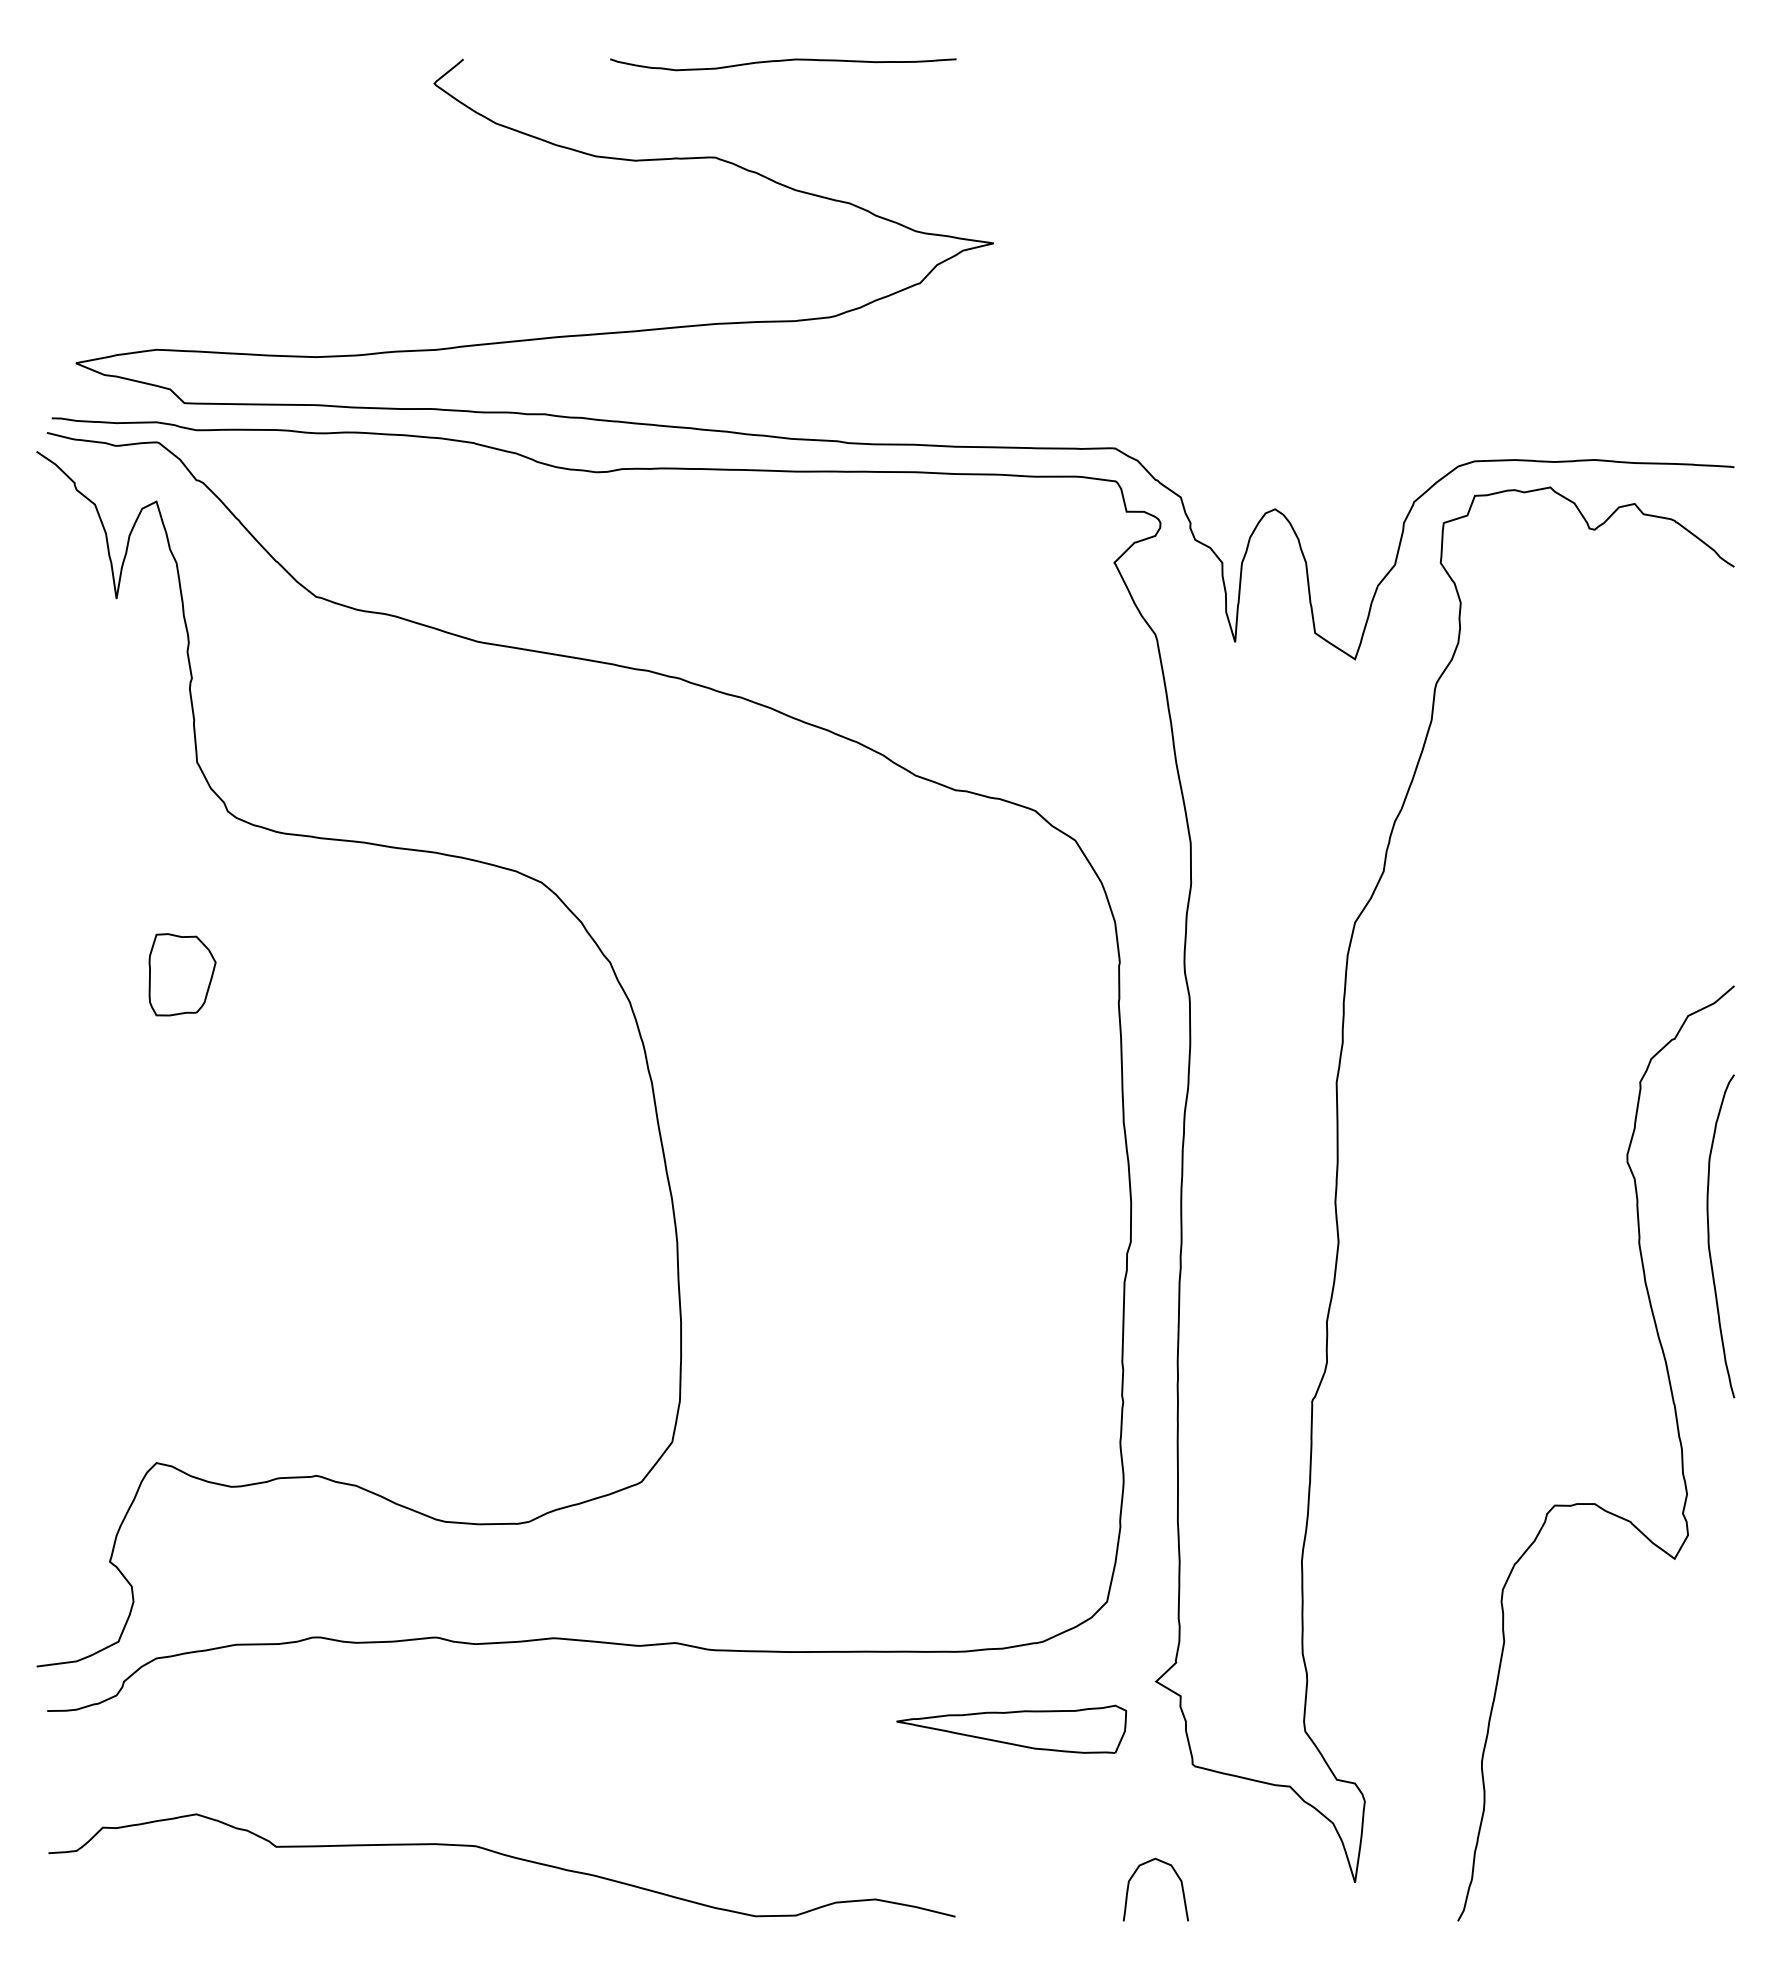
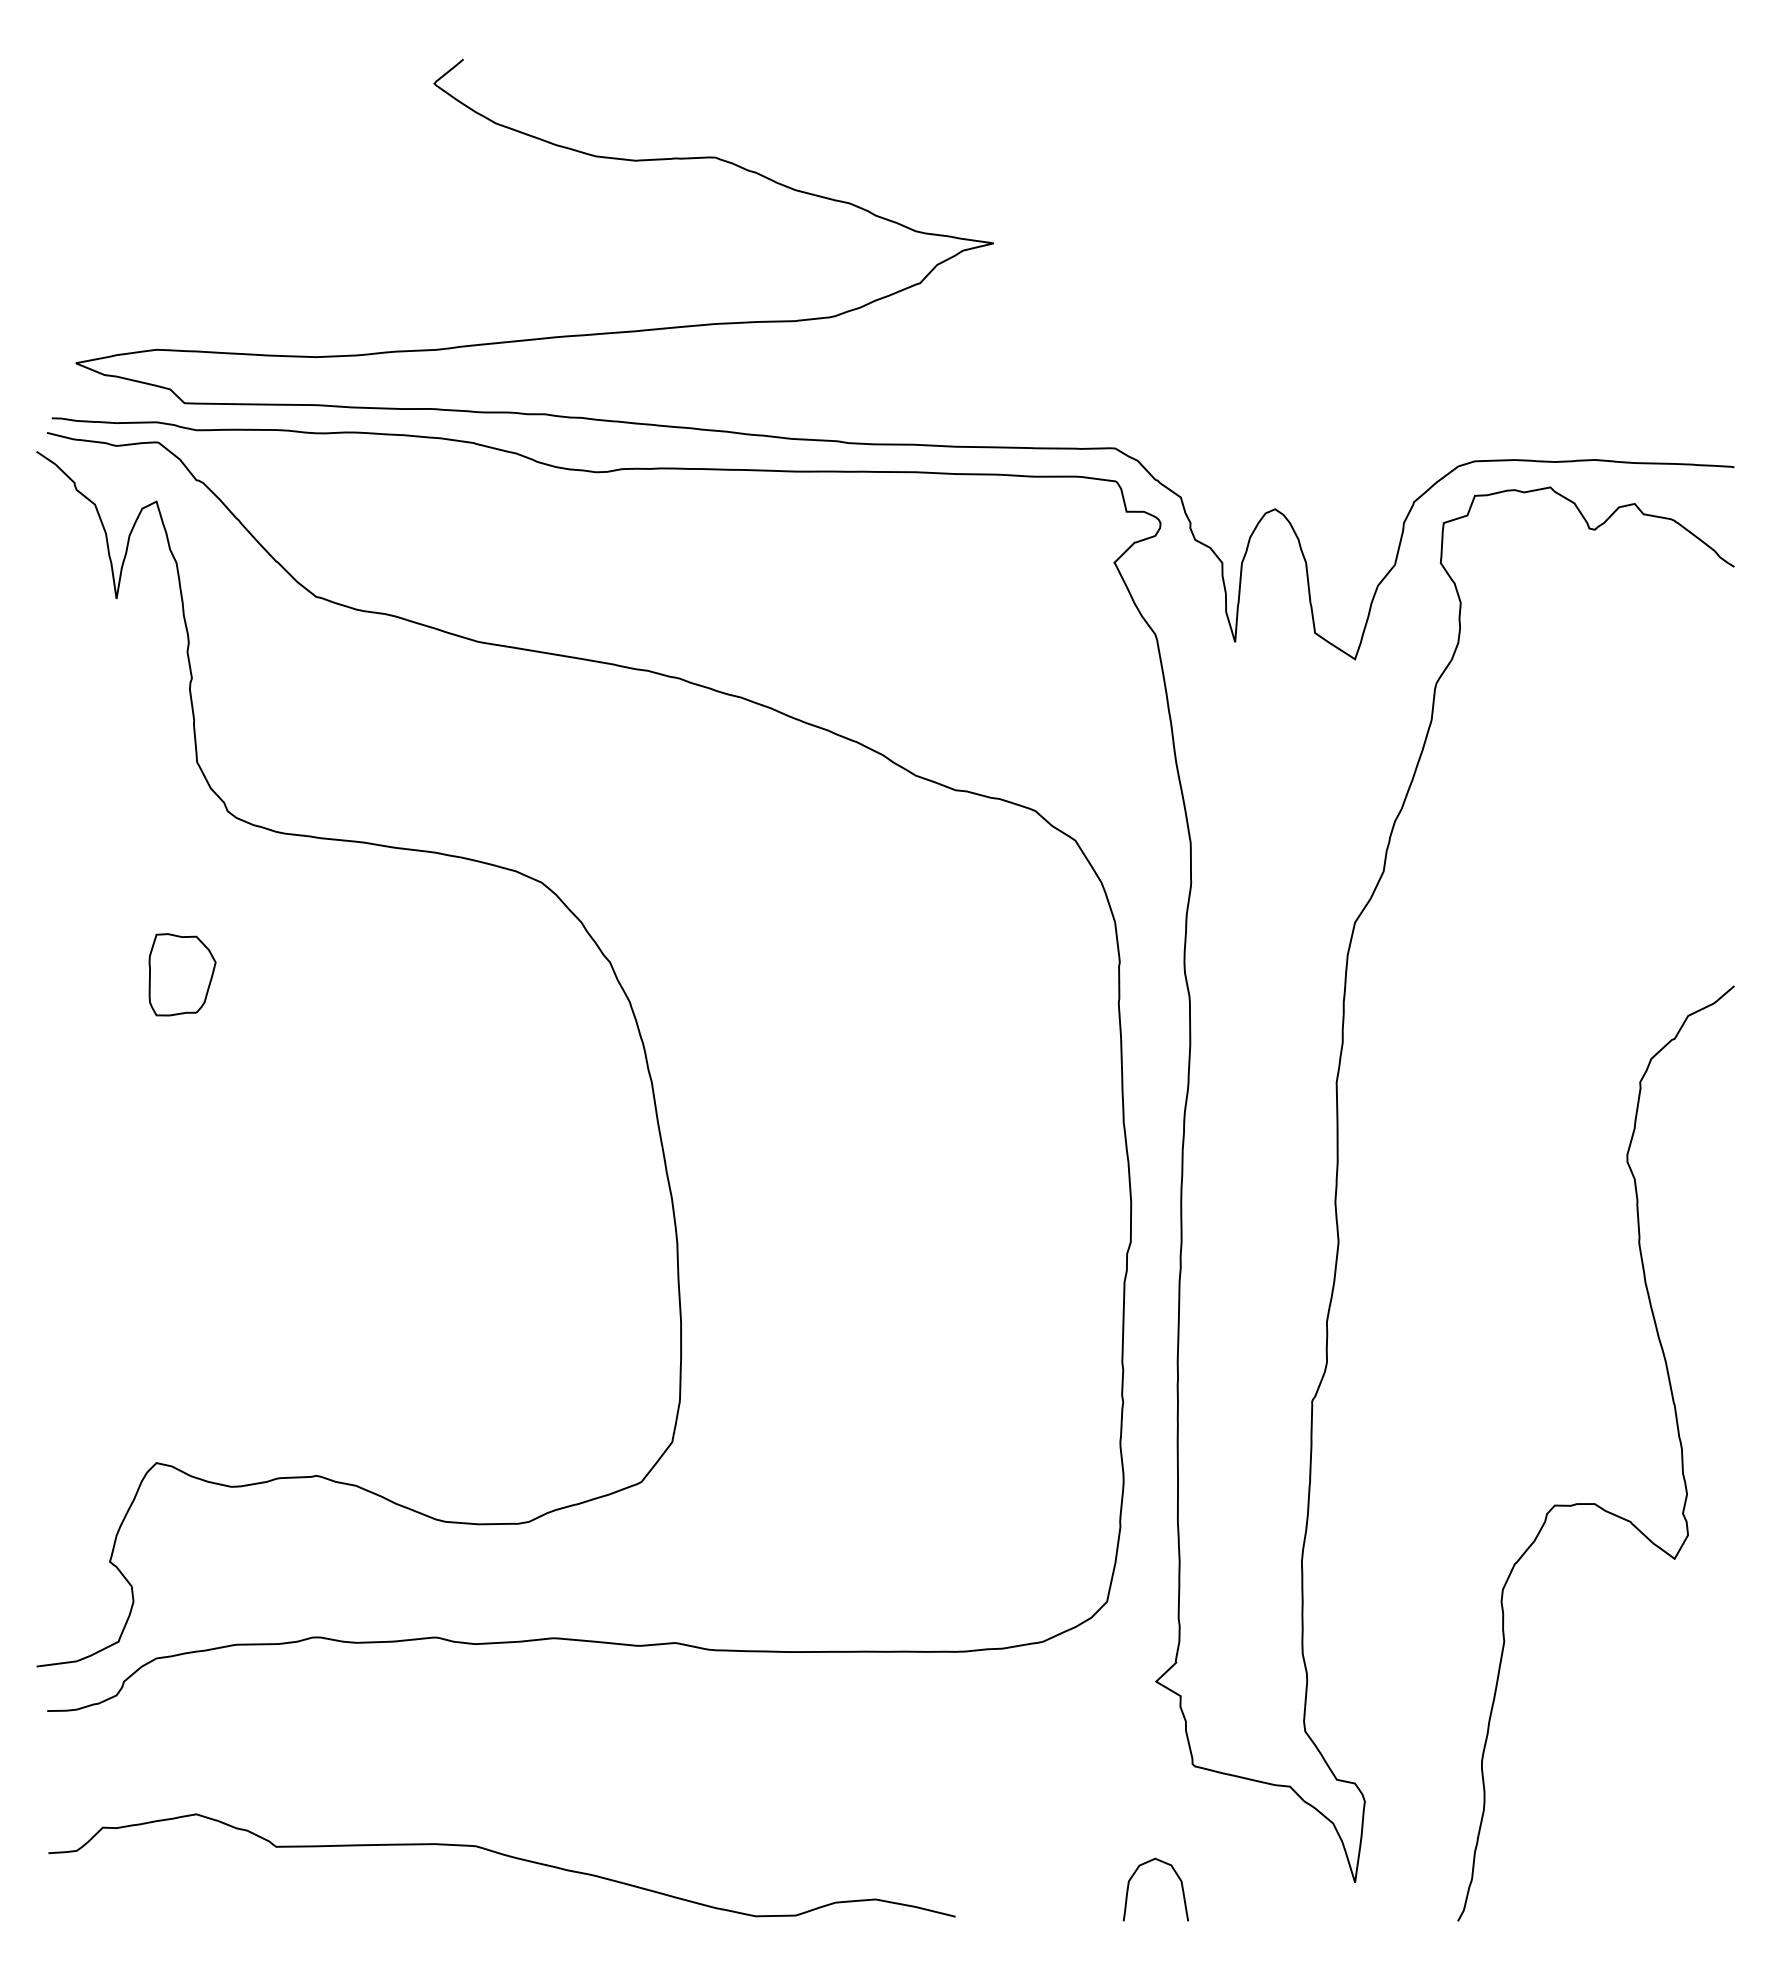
curve: present -> none (783, 61)
curve: present -> none (1709, 1236)
part: present -> none (1011, 1728)
